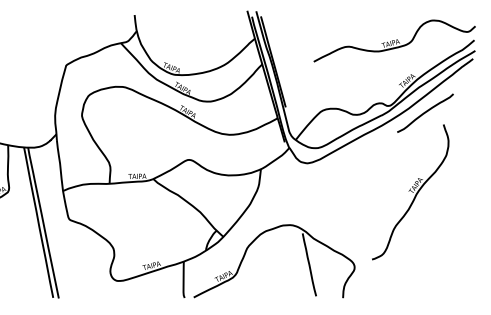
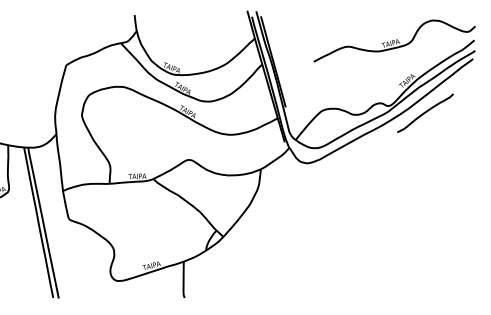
part: present -> none (410, 192)
part: present -> none (254, 241)
